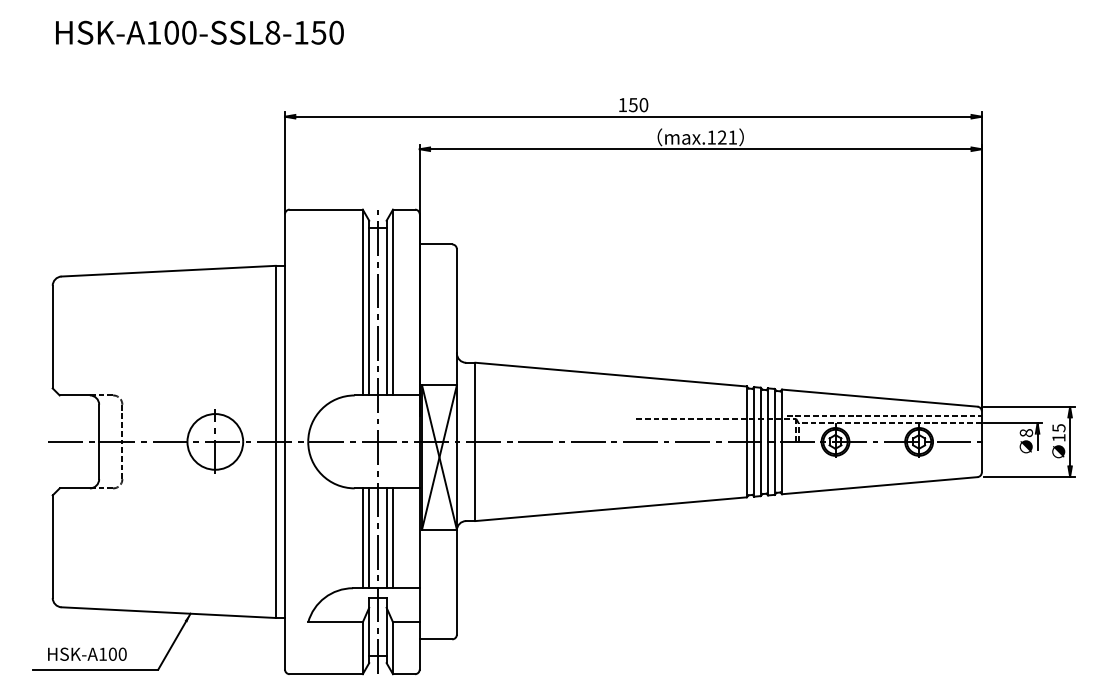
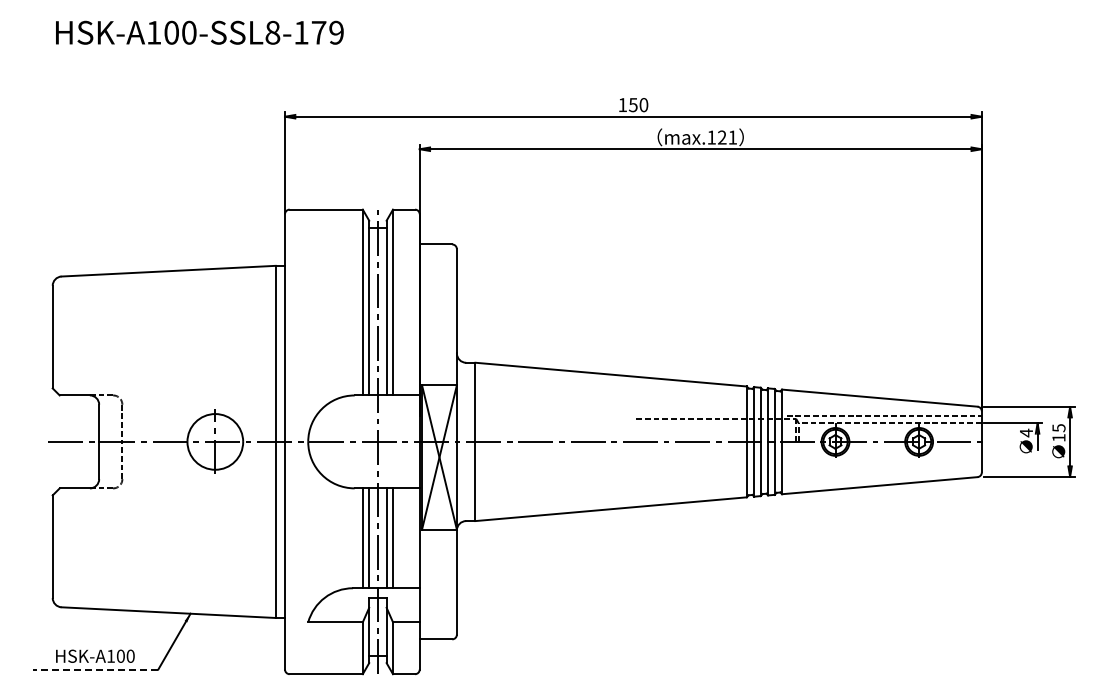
text: HSK-A100-SSL8-150 -> HSK-A100-SSL8-179 (327, 32)
text: 8 -> 4 (1026, 432)
text position: (87, 653) -> (95, 655) (95, 655)
line: solid -> dashed (95, 669)
